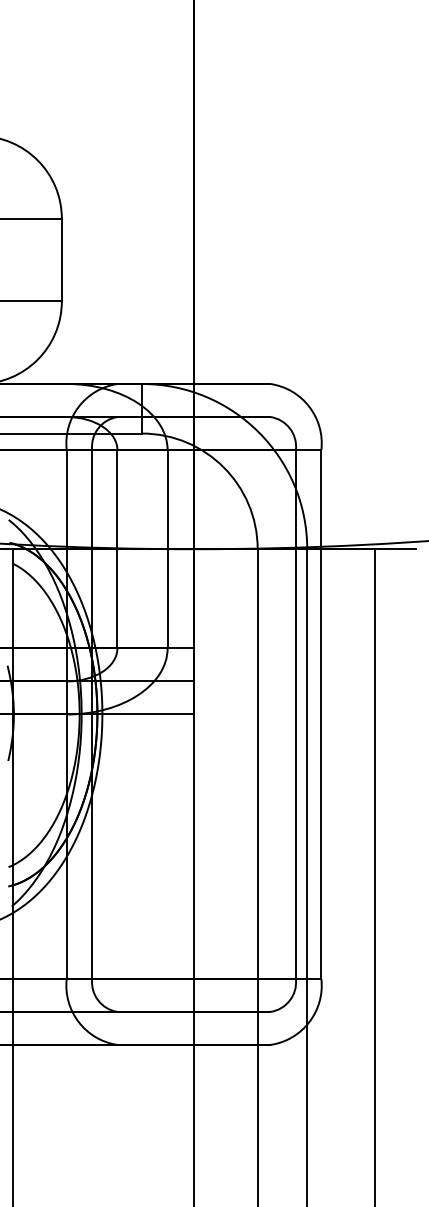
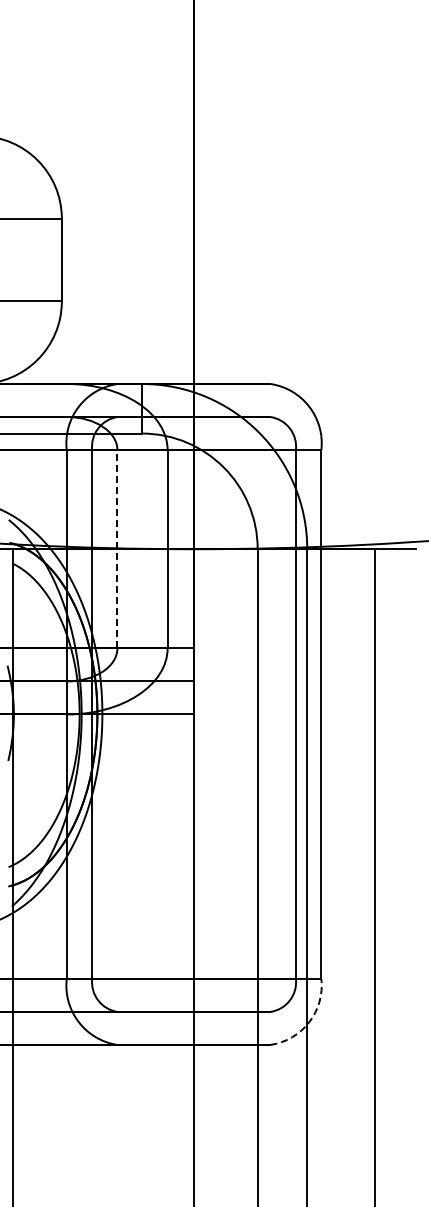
line: solid -> dashed (117, 548)
arc: solid -> dashed (309, 1022)
